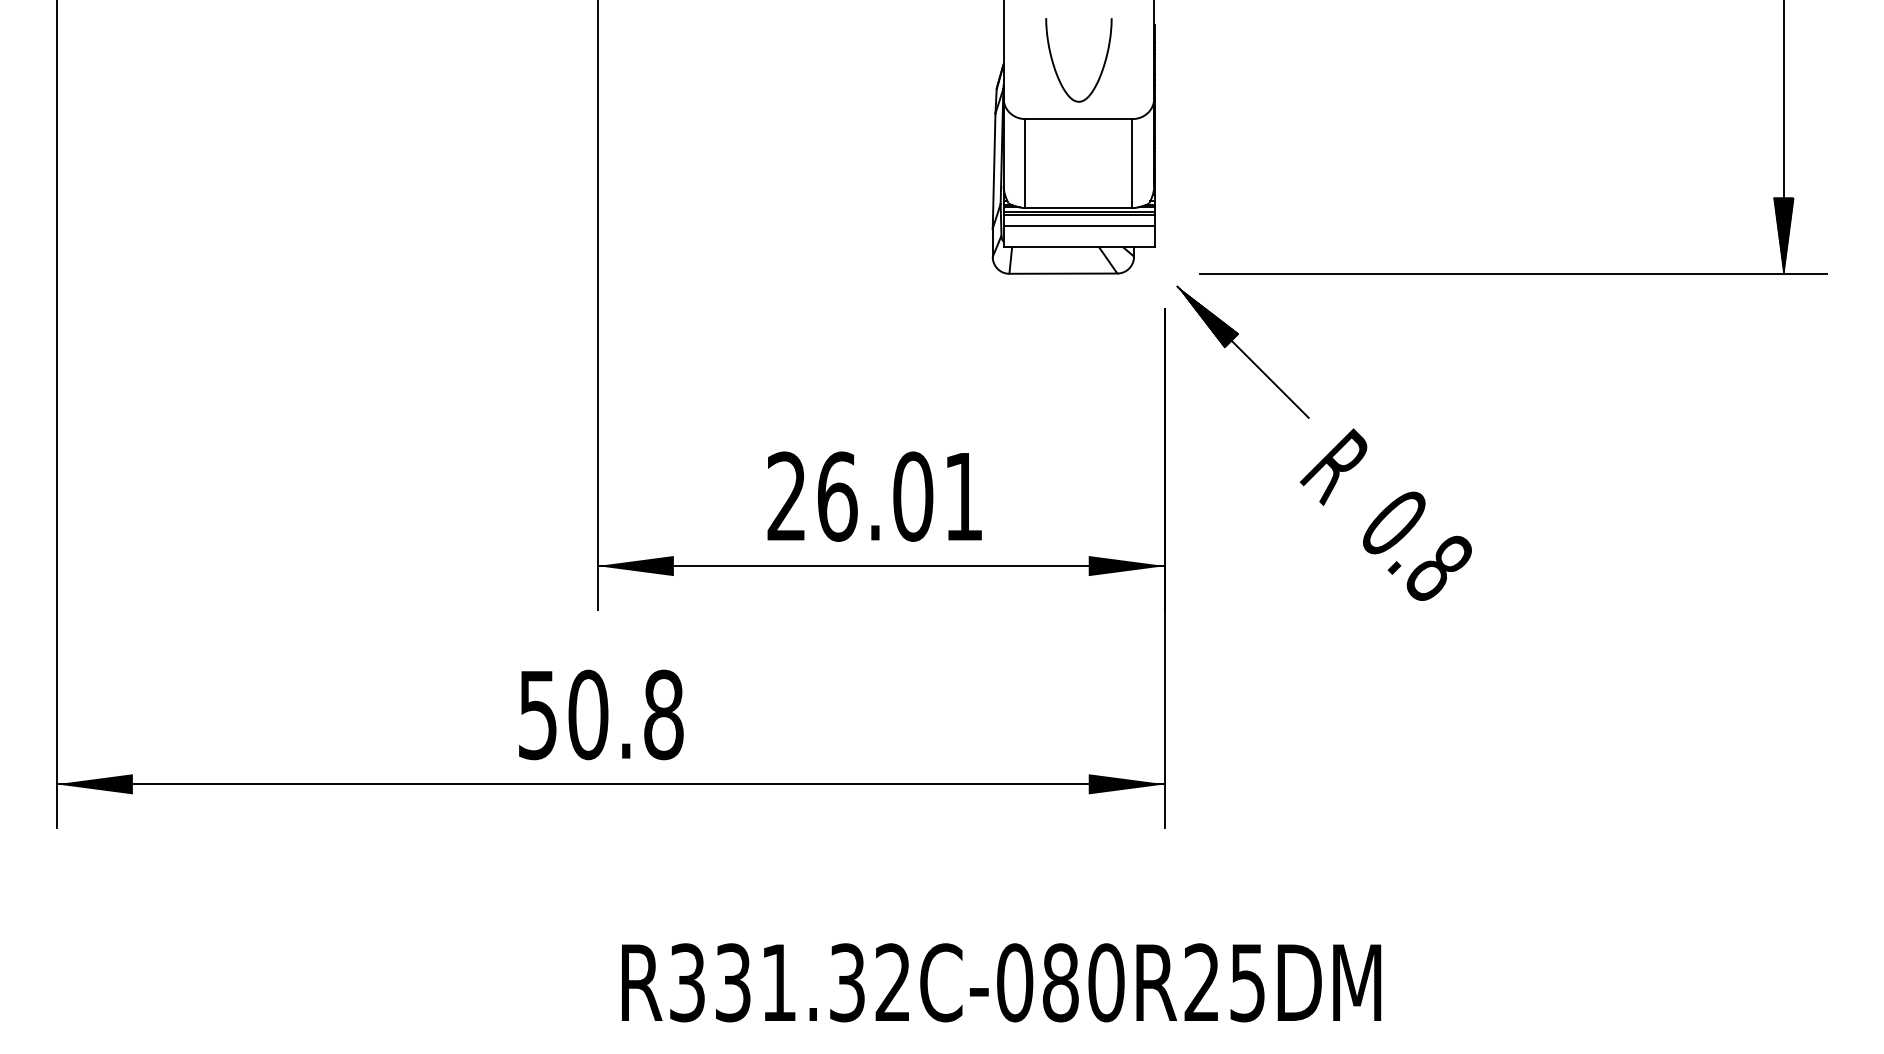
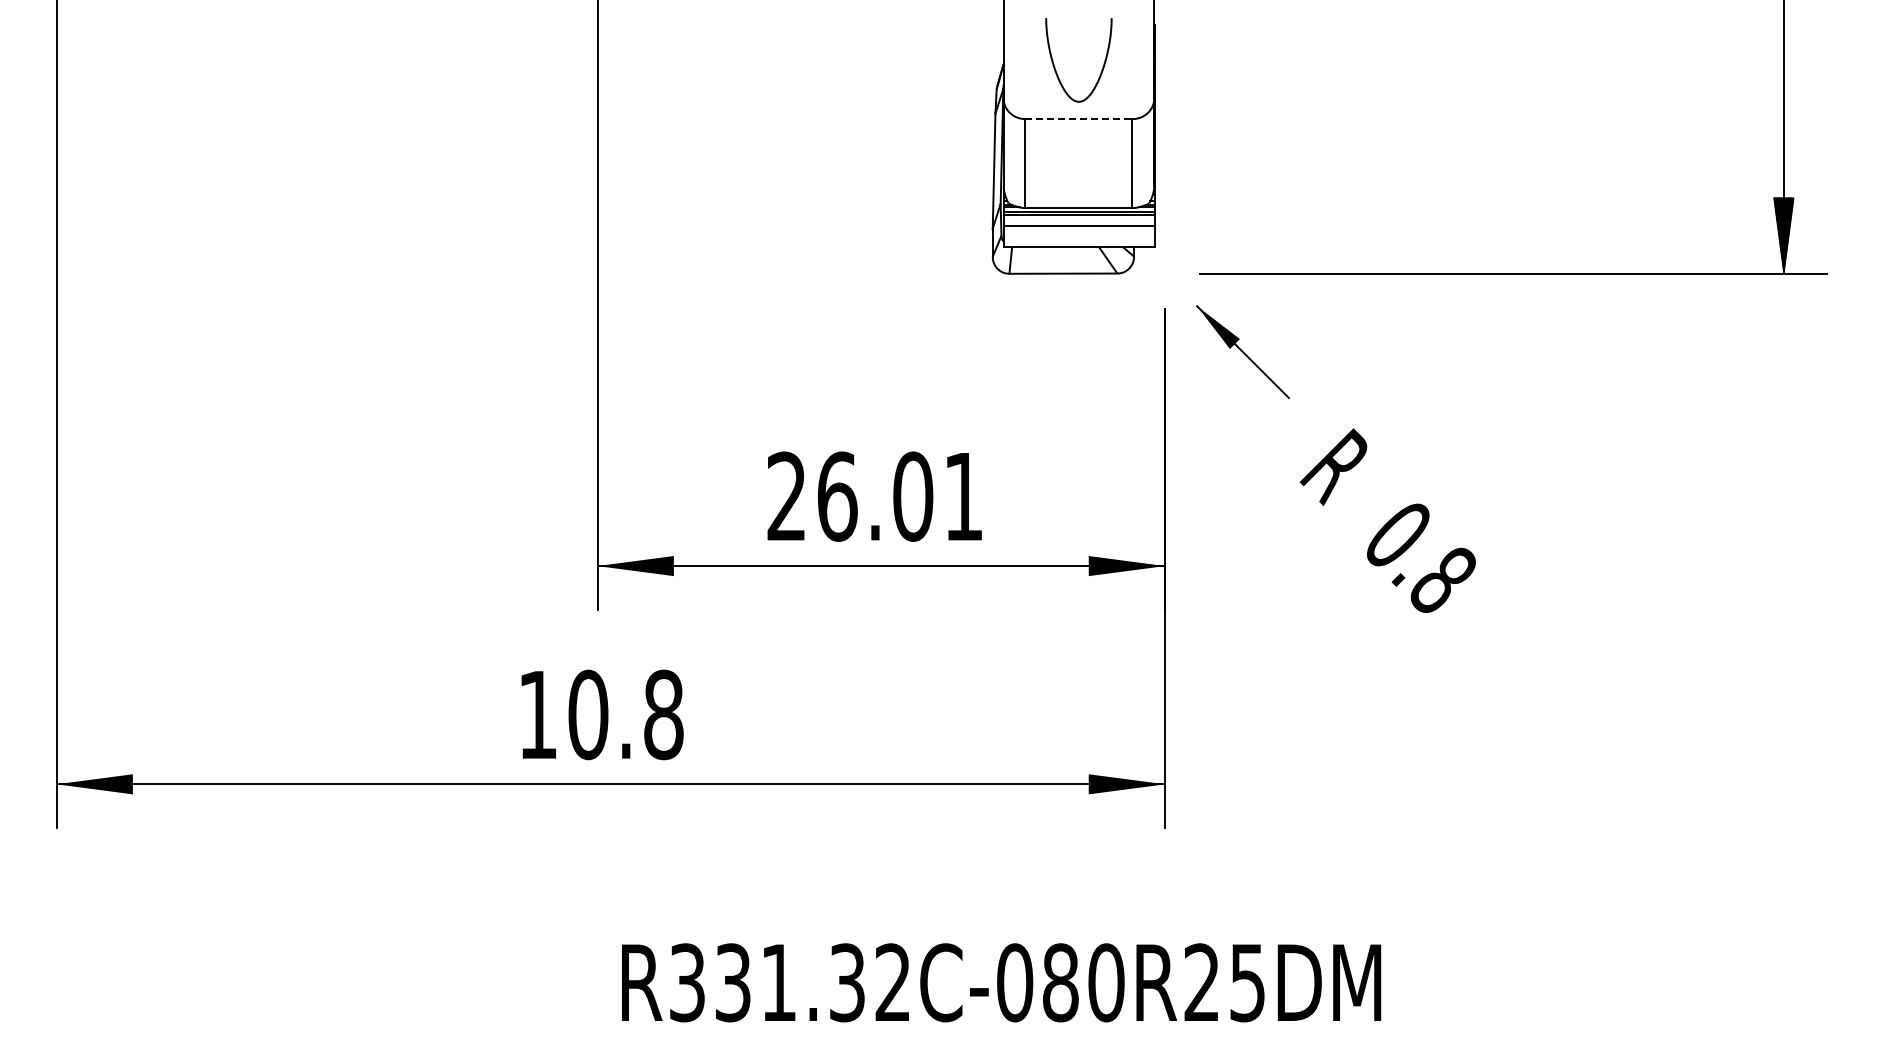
line: solid -> dashed (1079, 119)
part size: 134x134 px -> 94x94 px (1242, 351)
text position: (1417, 545) -> (1421, 557) (1421, 557)
text: 50.8 -> 10.8 (537, 715)
